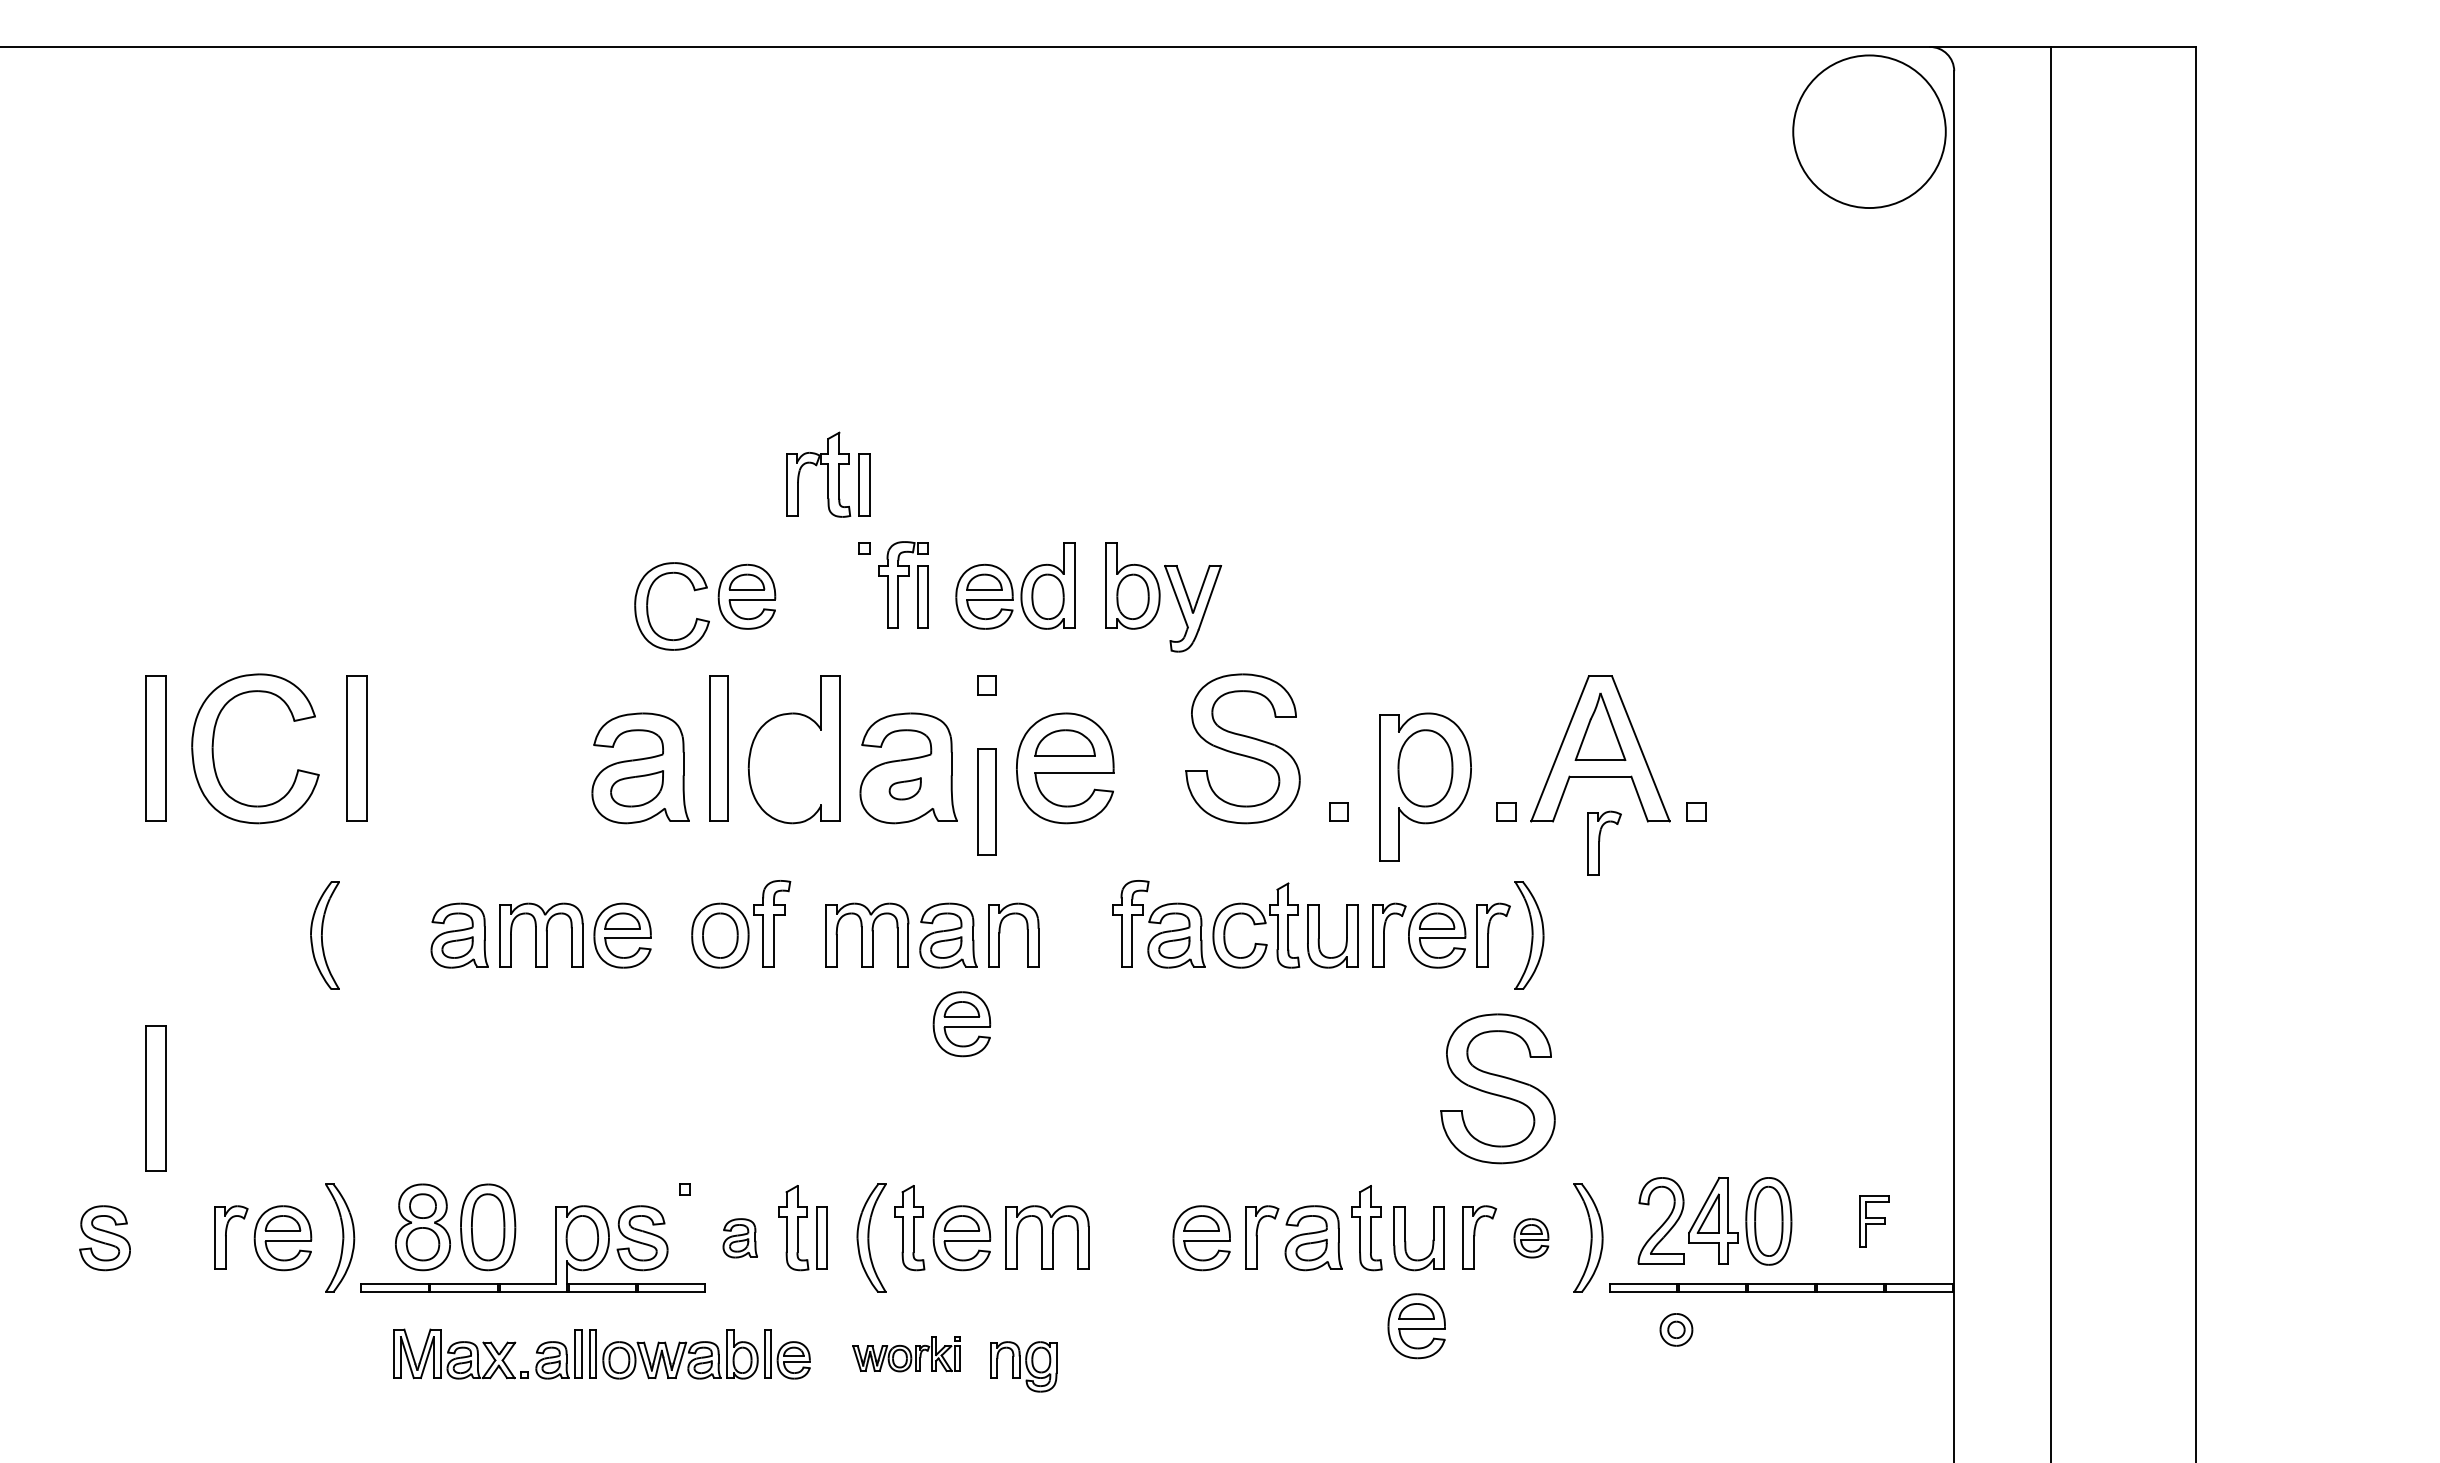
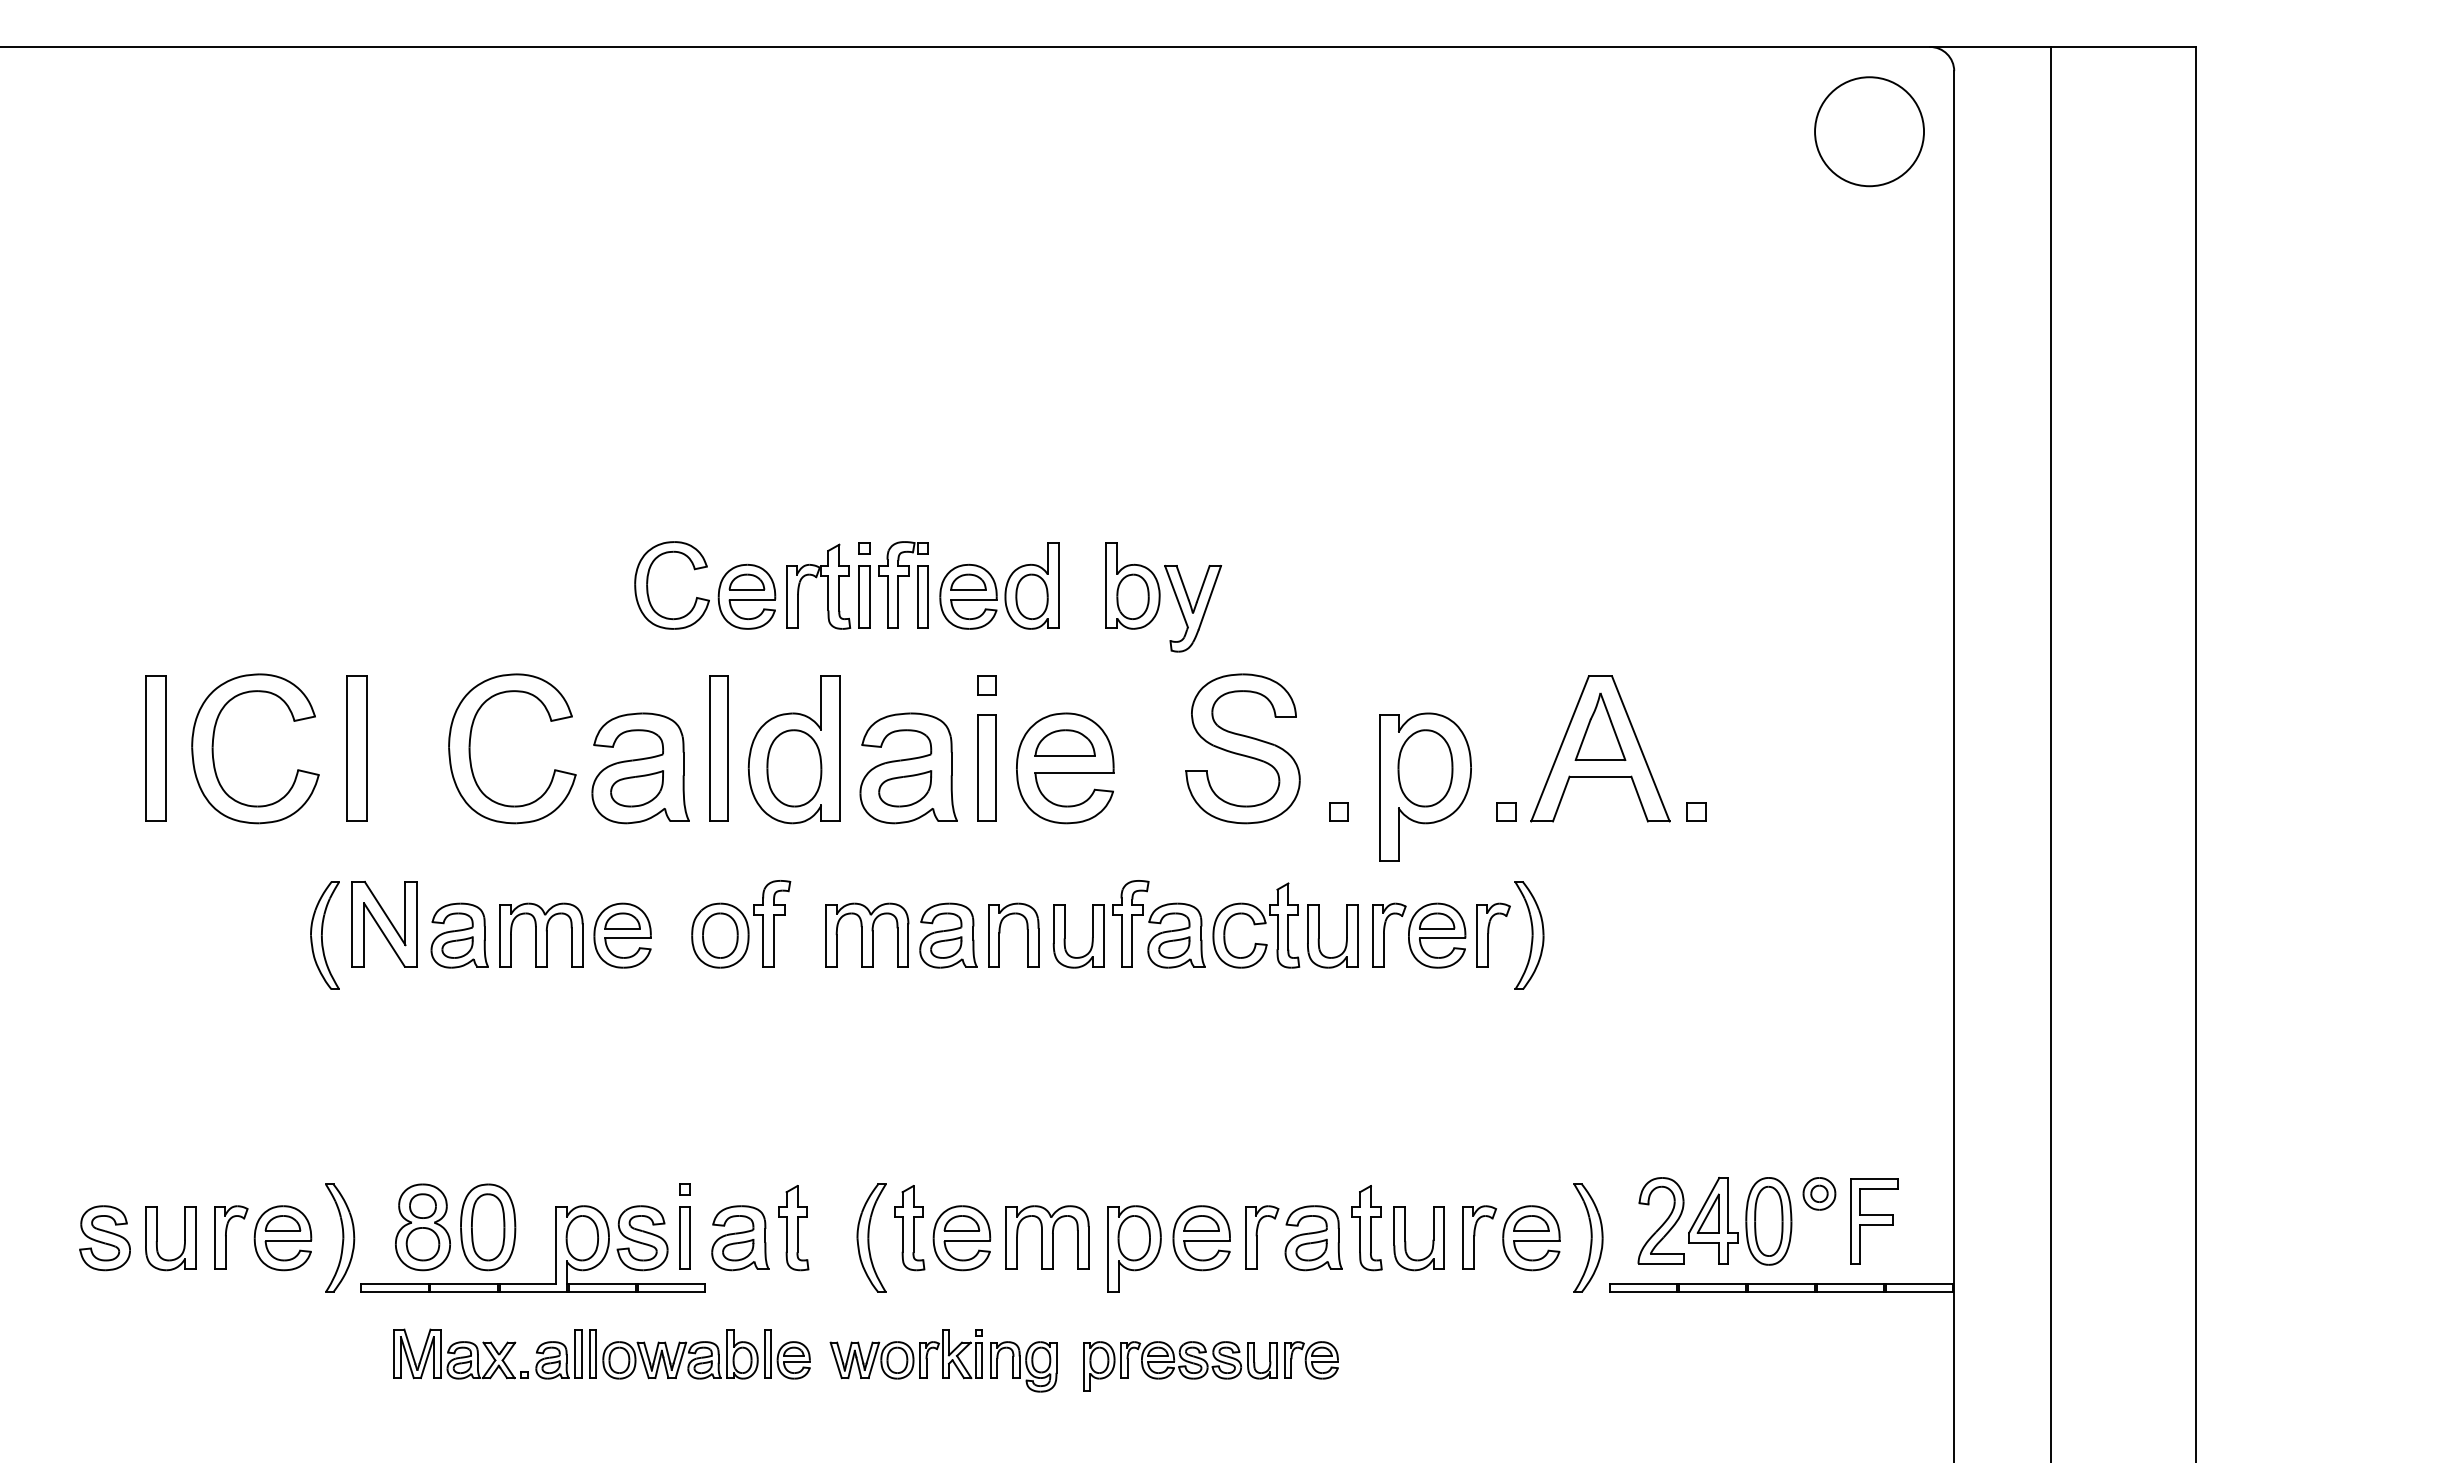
circle diameter: 153 px -> 109 px (1869, 131)
part position: (828, 474) -> (828, 586) (828, 586)
part position: (1015, 585) -> (999, 585) (999, 585)
part position: (648, 608) -> (648, 587) (648, 587)
part: none -> present (470, 748)
part: none -> present (794, 768)
part size: 34x24 px -> 55x38 px (905, 788)
part position: (986, 801) -> (986, 767) (986, 767)
part: present -> none (1604, 842)
part: none -> present (384, 924)
part: none -> present (1065, 936)
part: present -> none (961, 1024)
part: present -> none (1497, 1088)
part: present -> none (155, 1098)
part size: 31x53 px -> 49x87 px (1874, 1221)
part position: (821, 1237) -> (684, 1237) (684, 1237)
part: none -> present (157, 1238)
part size: 36x41 px -> 59x67 px (740, 1238)
part size: 37x41 px -> 59x67 px (1531, 1238)
part: none -> present (1134, 1248)
part: present -> none (1416, 1326)
part position: (1676, 1329) -> (1819, 1193) (1819, 1193)
part size: 109x37 px -> 154x51 px (905, 1354)
part: none -> present (1210, 1366)
